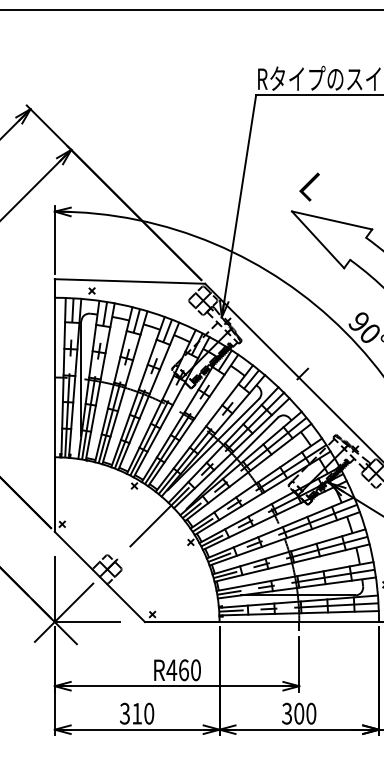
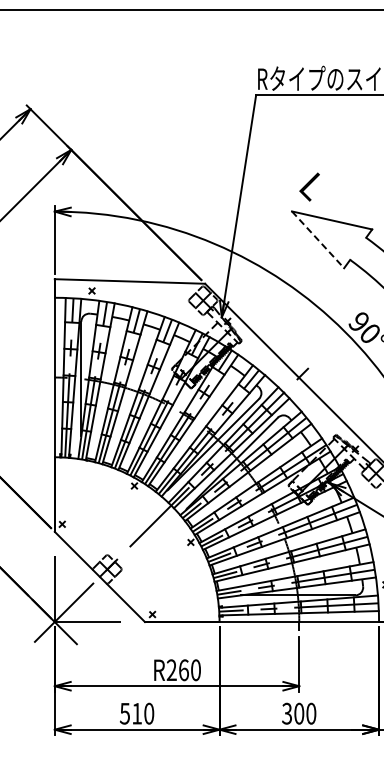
line: solid -> dashed (318, 239)
text: R460 -> R260 (171, 669)
text: 310 -> 510 (124, 713)
